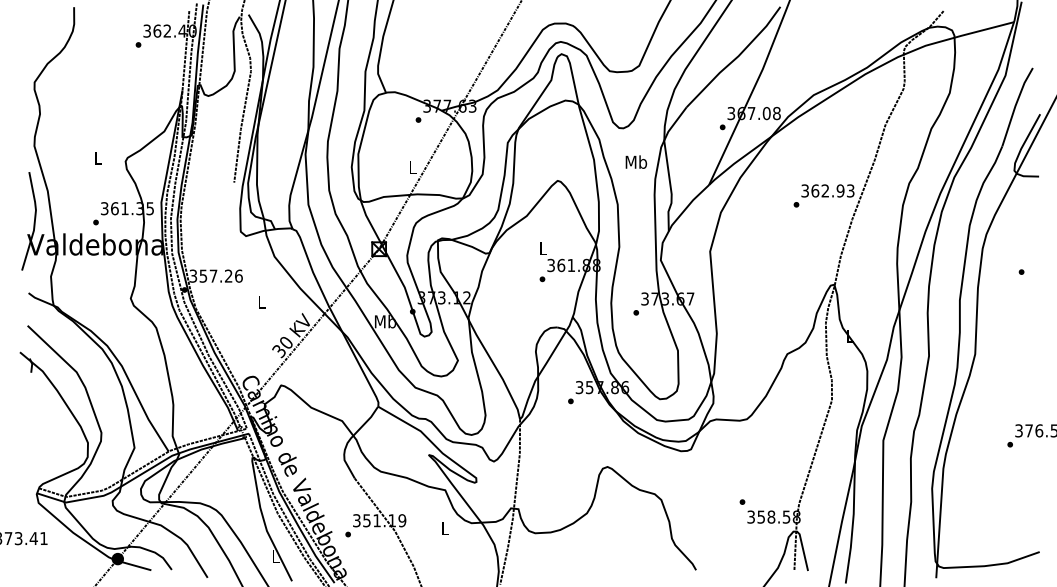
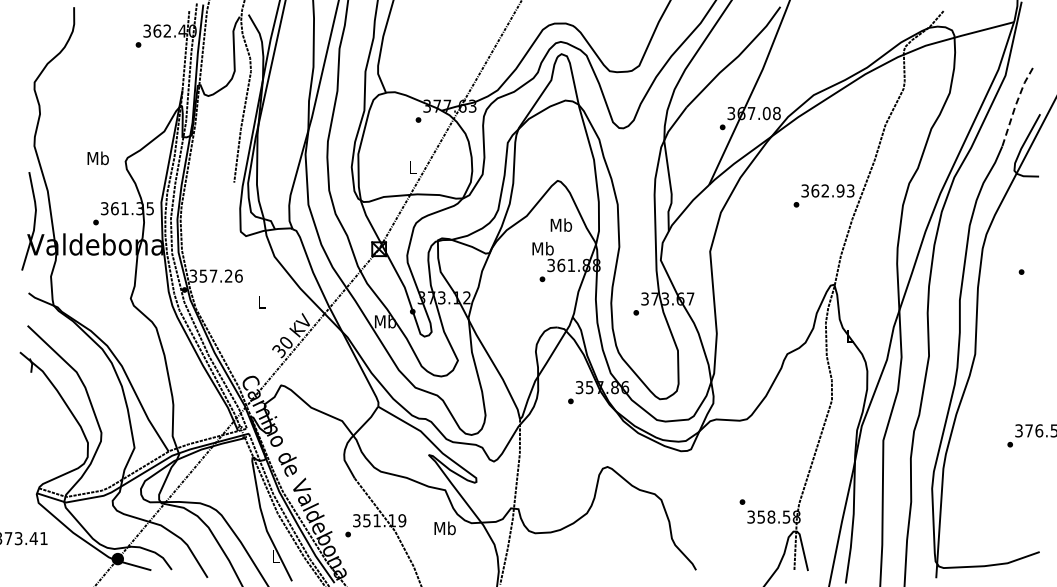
line: solid -> dashed (1015, 106)
text: L -> Mb (97, 158)
text position: (636, 161) -> (561, 224) (561, 224)
text: L -> Mb (542, 248)
text: L -> Mb (444, 528)
